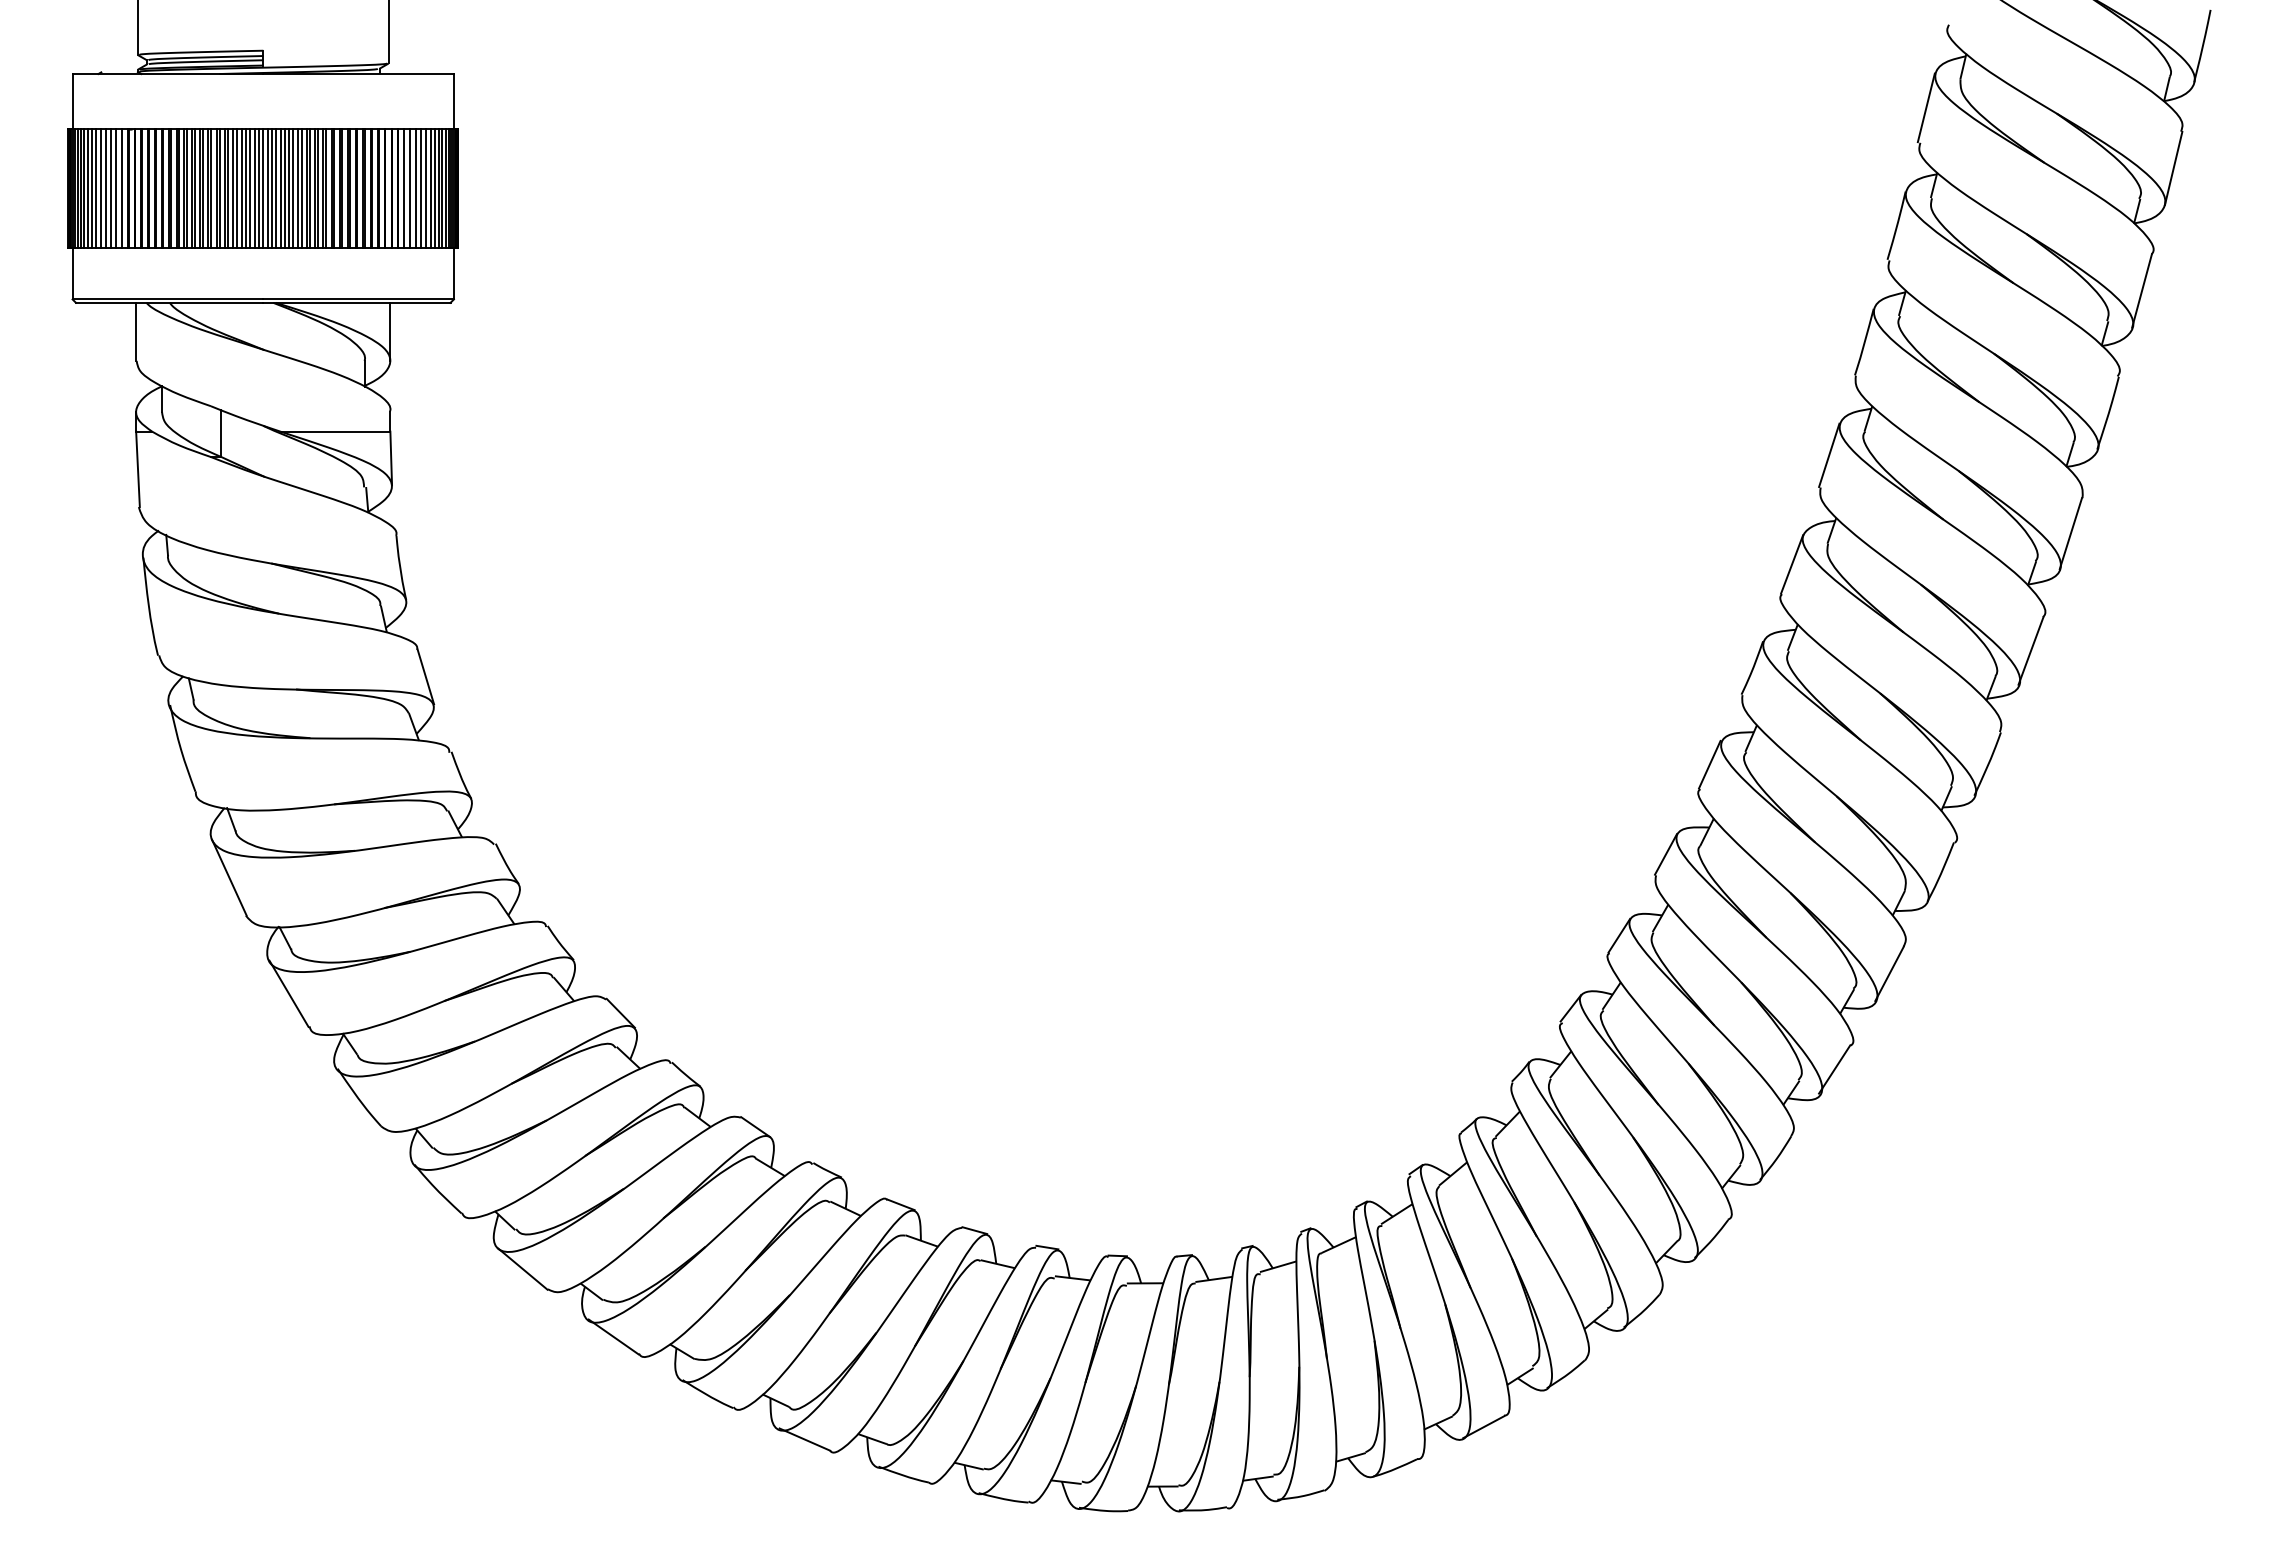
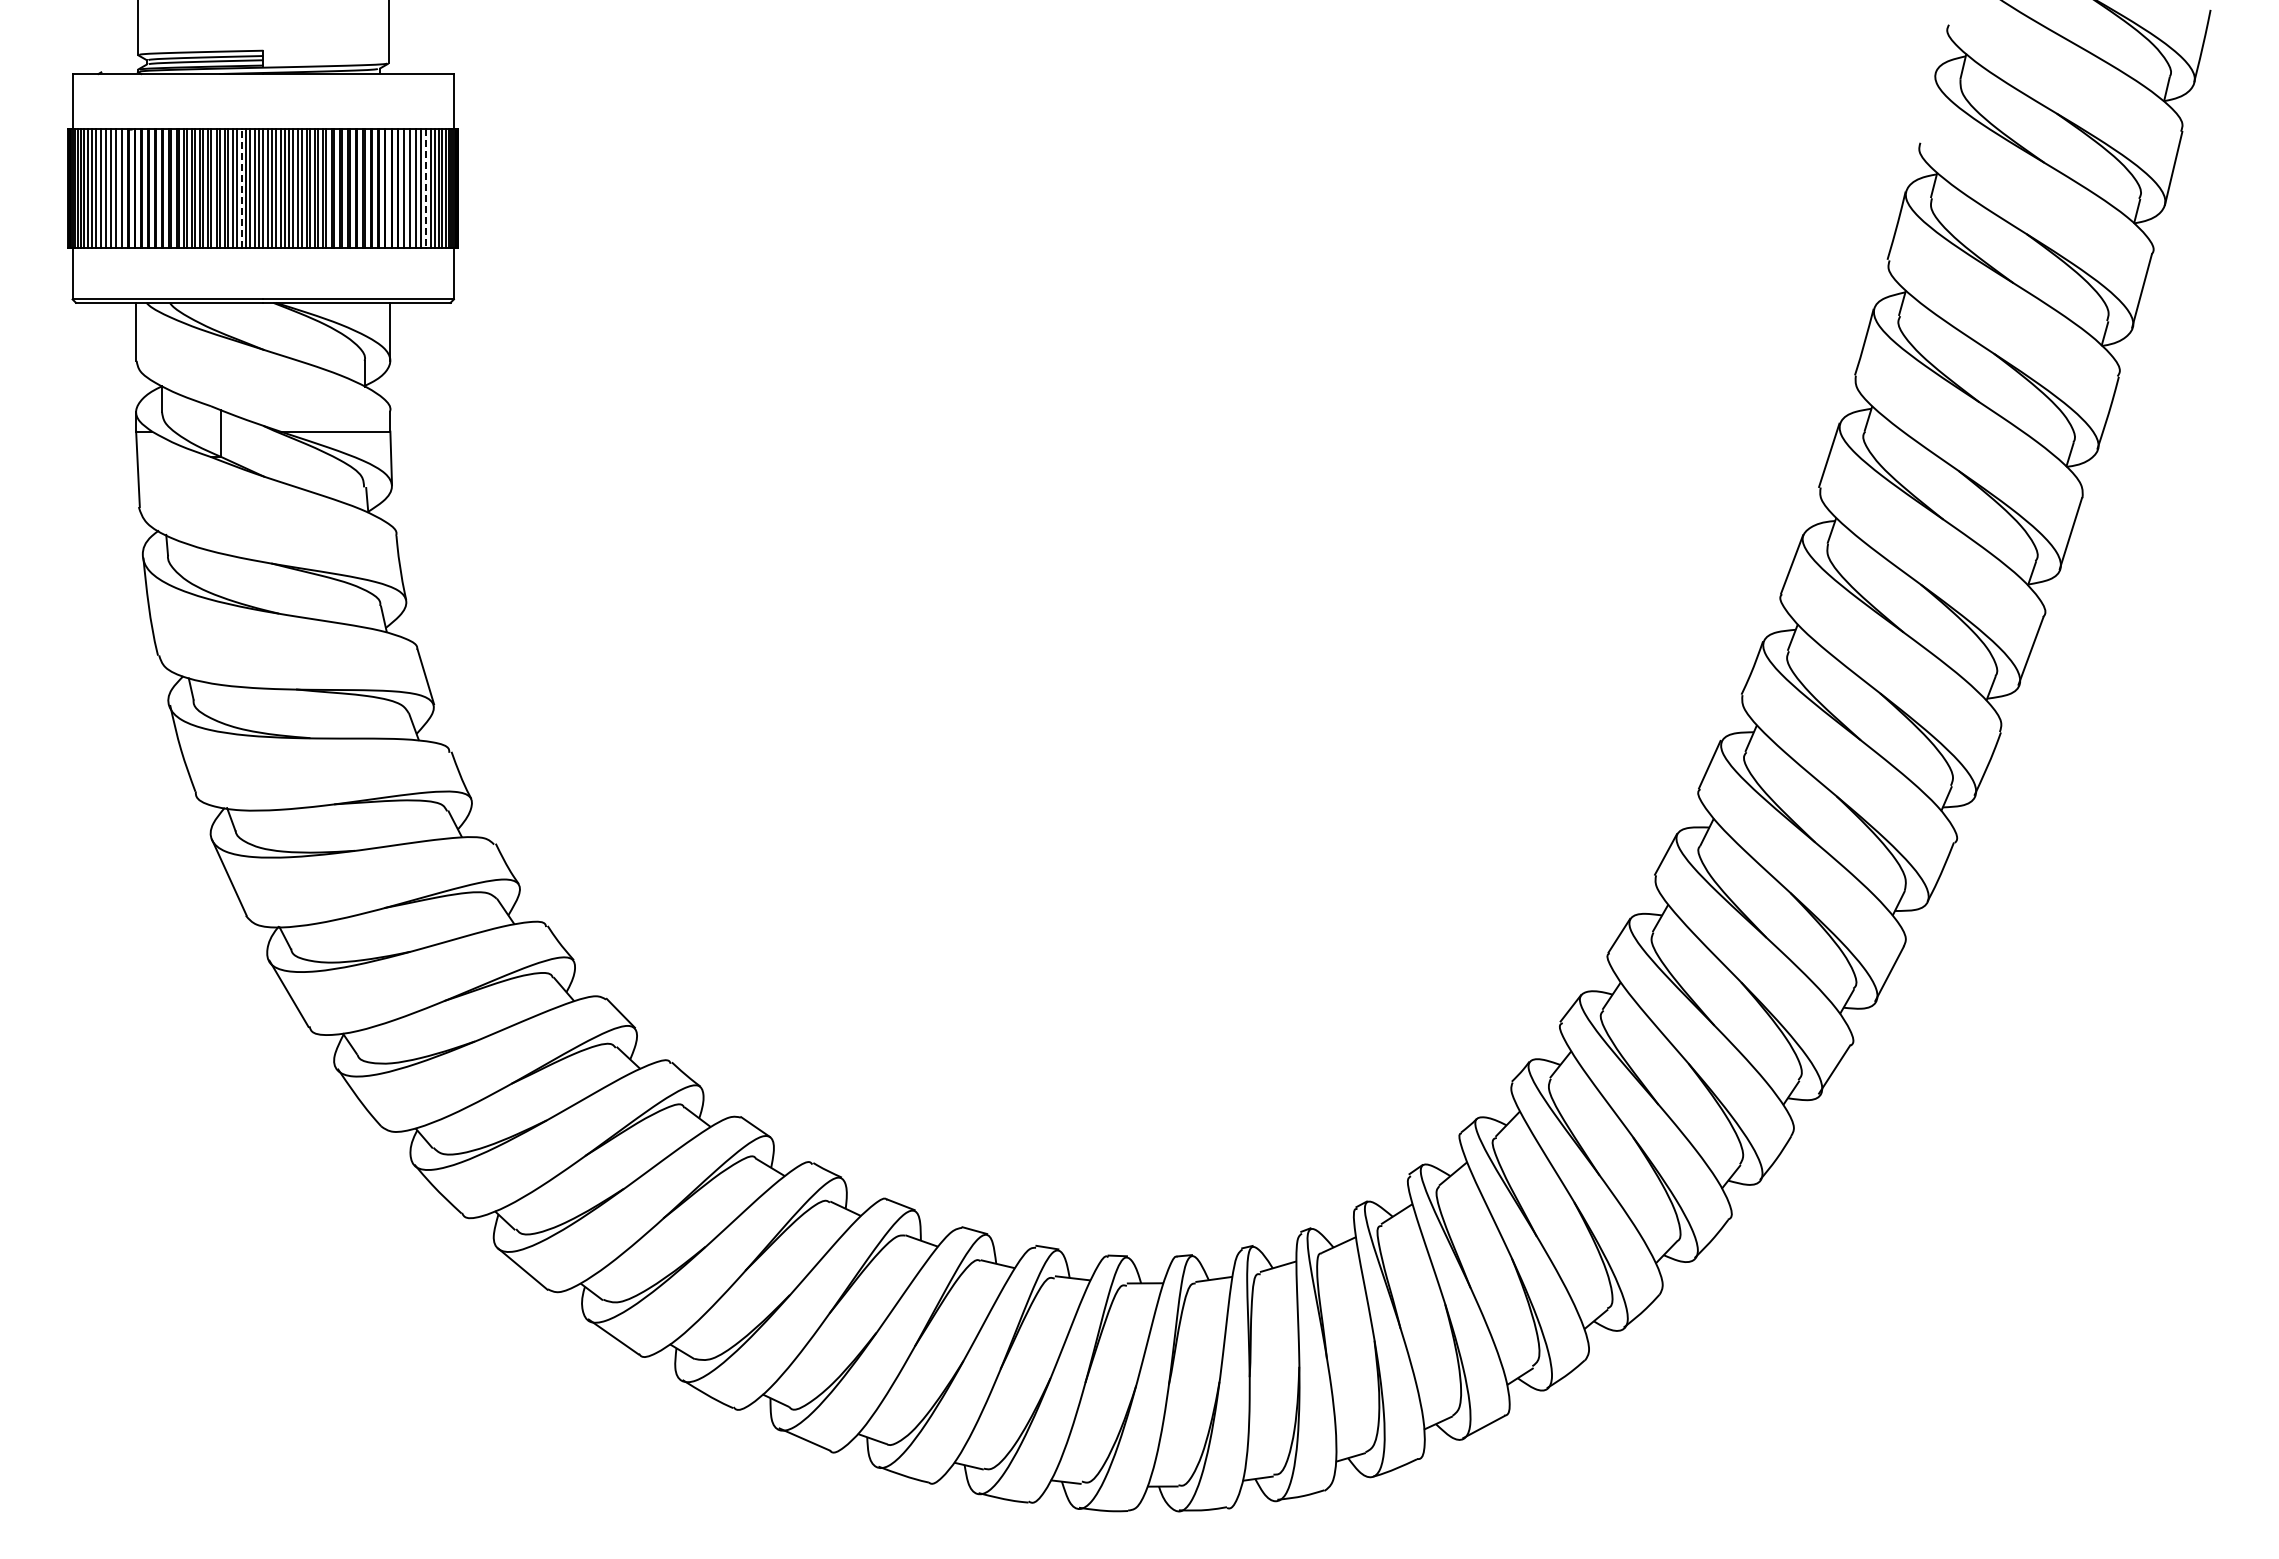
line: present -> none (1925, 107)
line: solid -> dashed (241, 187)
line: solid -> dashed (425, 188)
